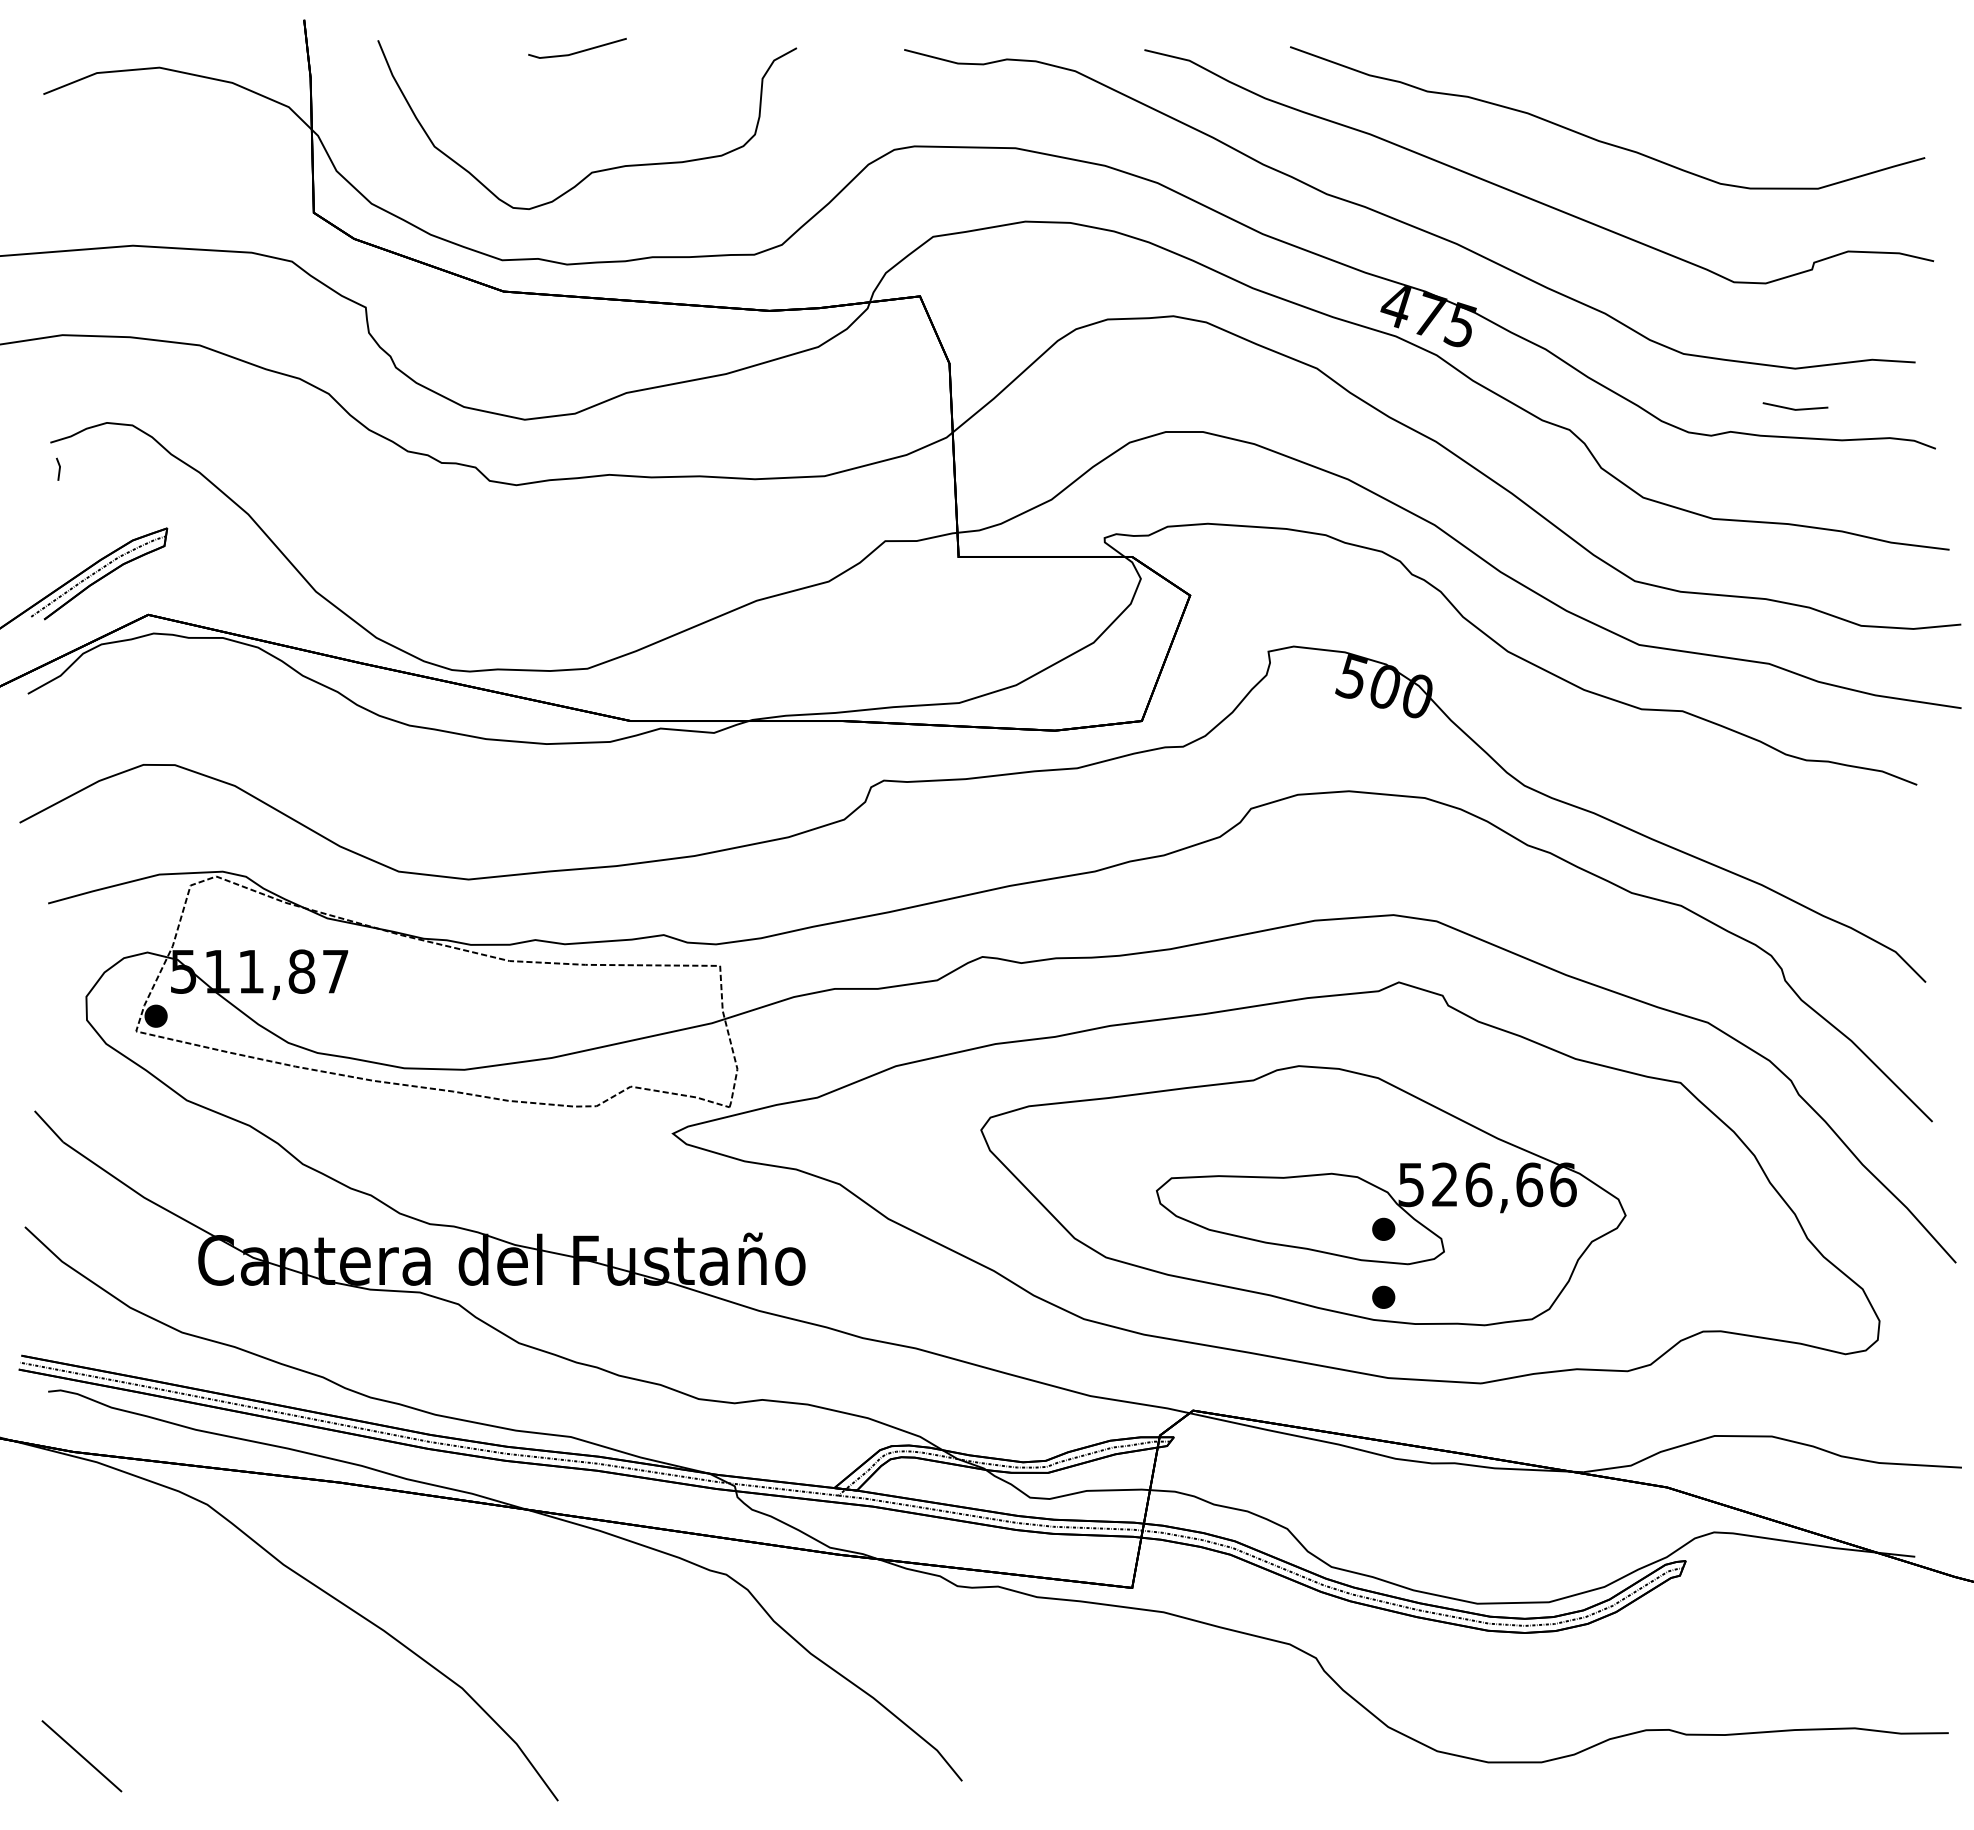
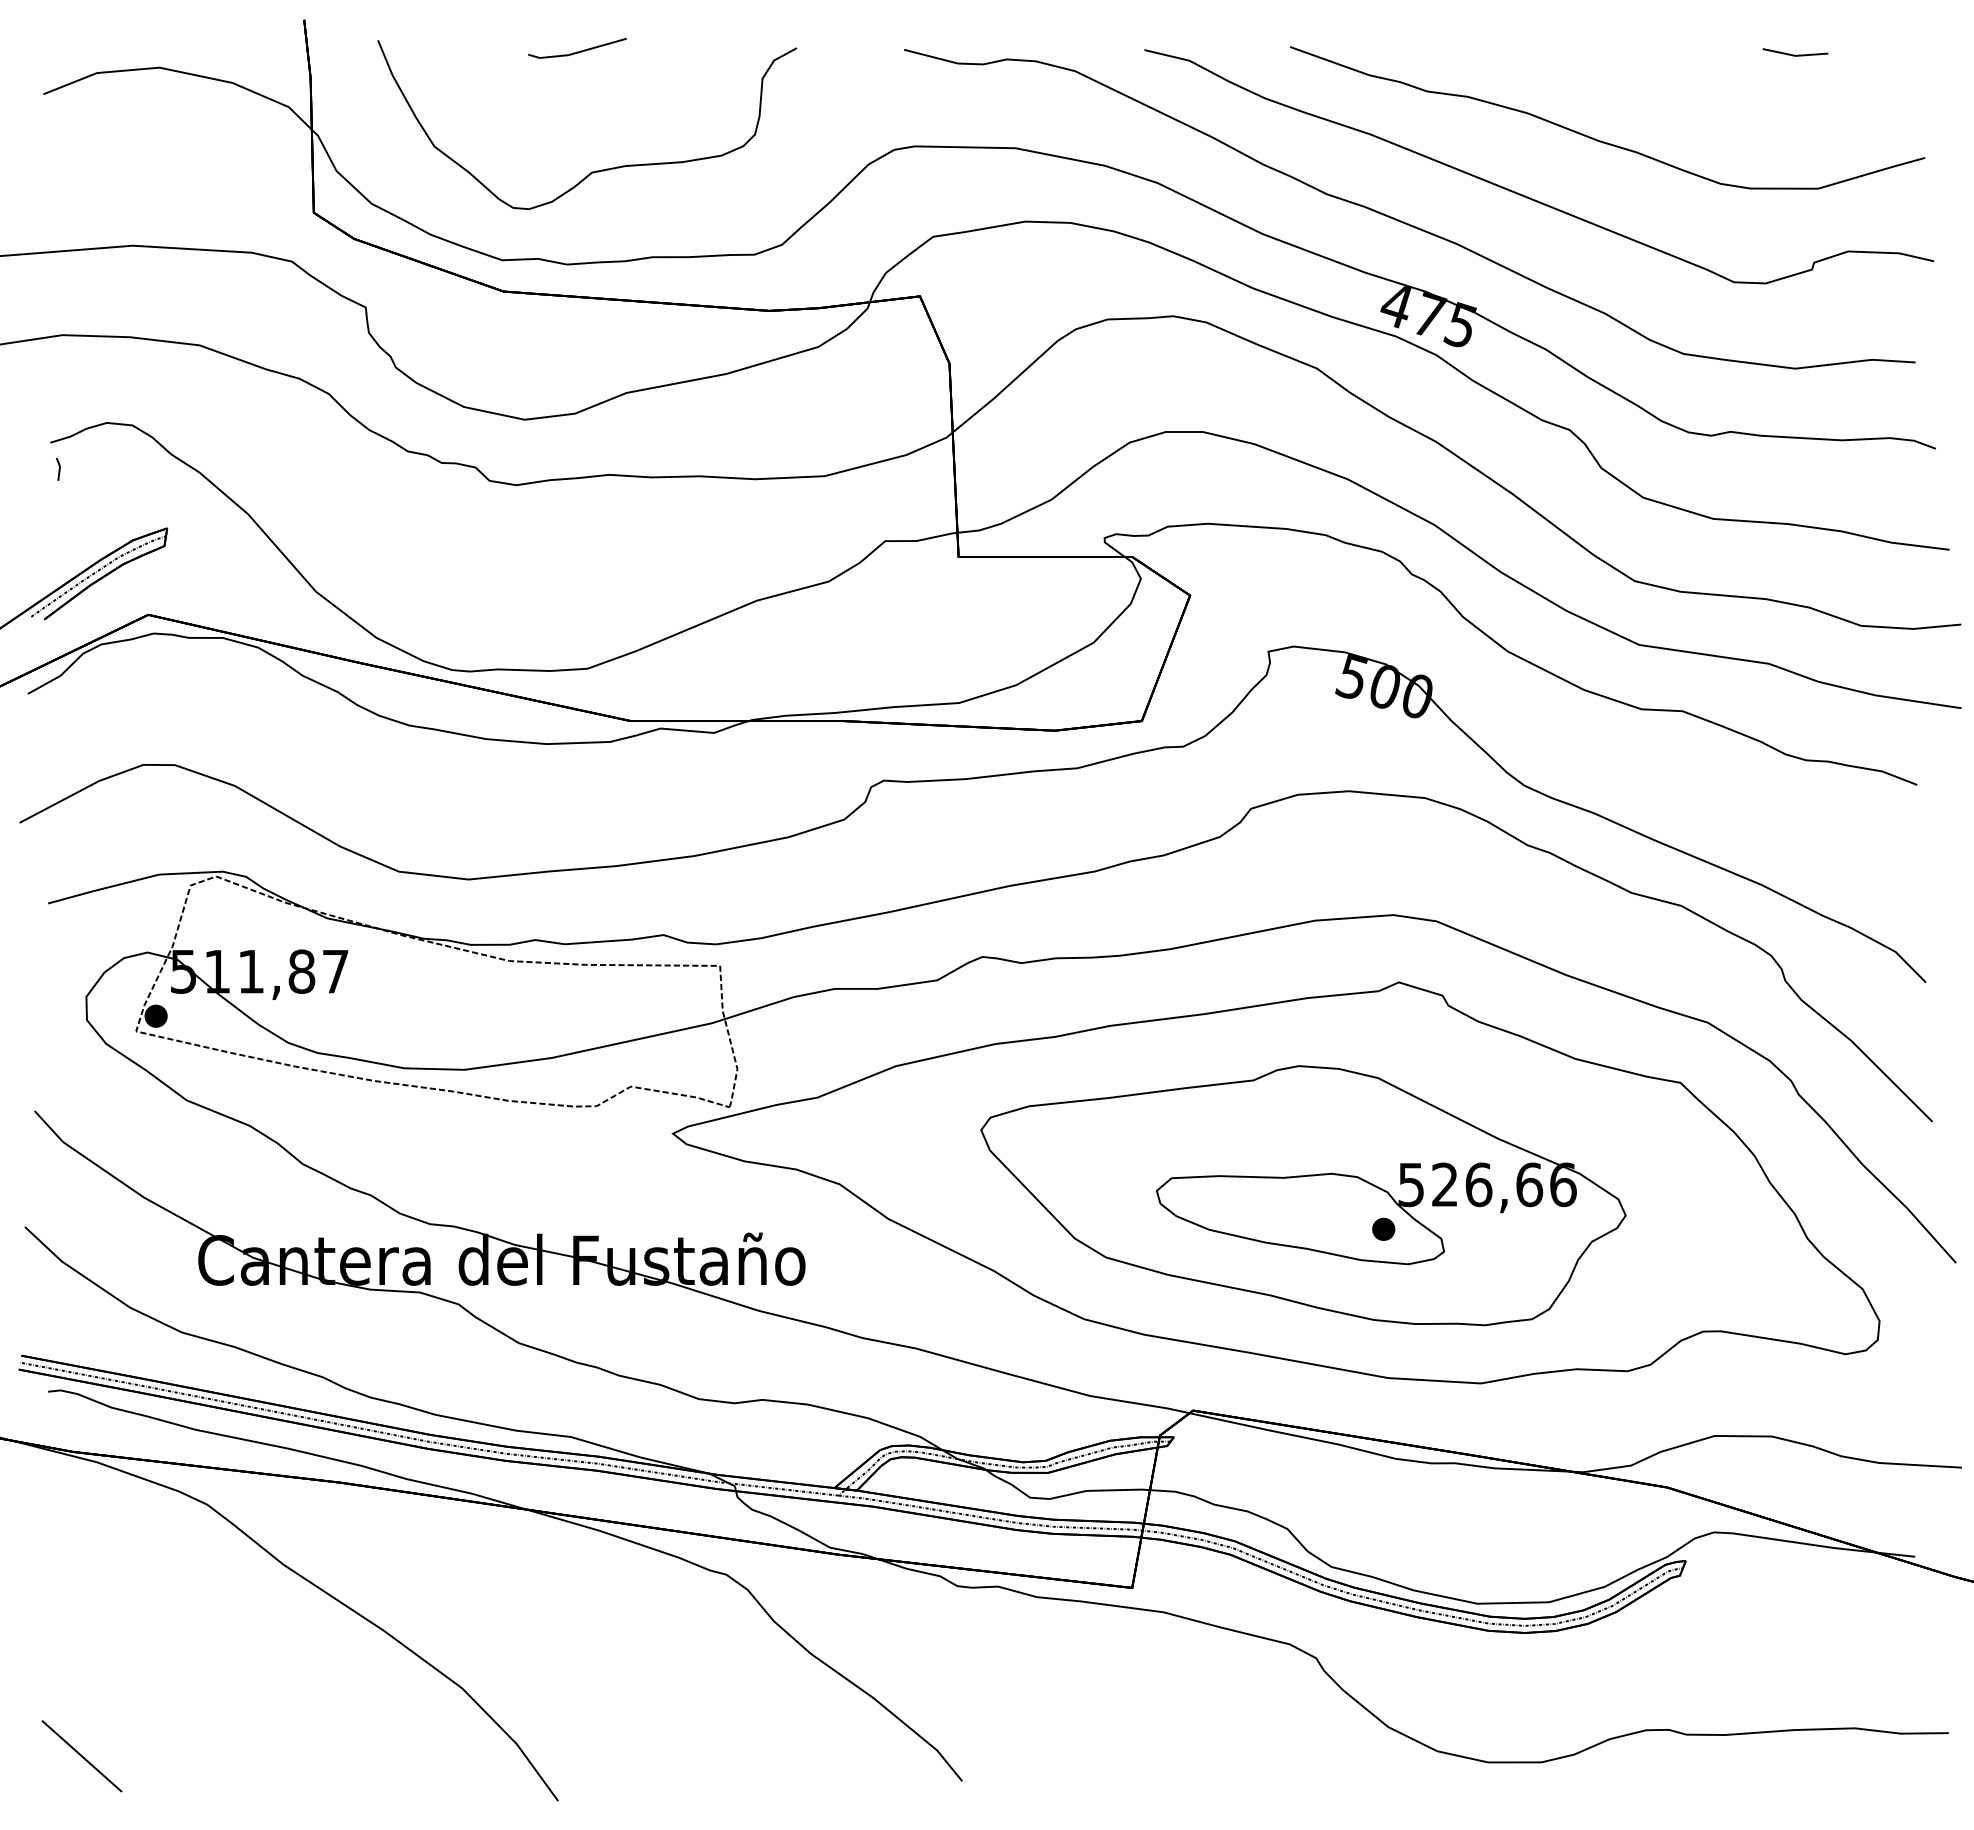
part position: (1795, 406) -> (1795, 52) (1795, 52)
part: present -> none (1383, 1296)
